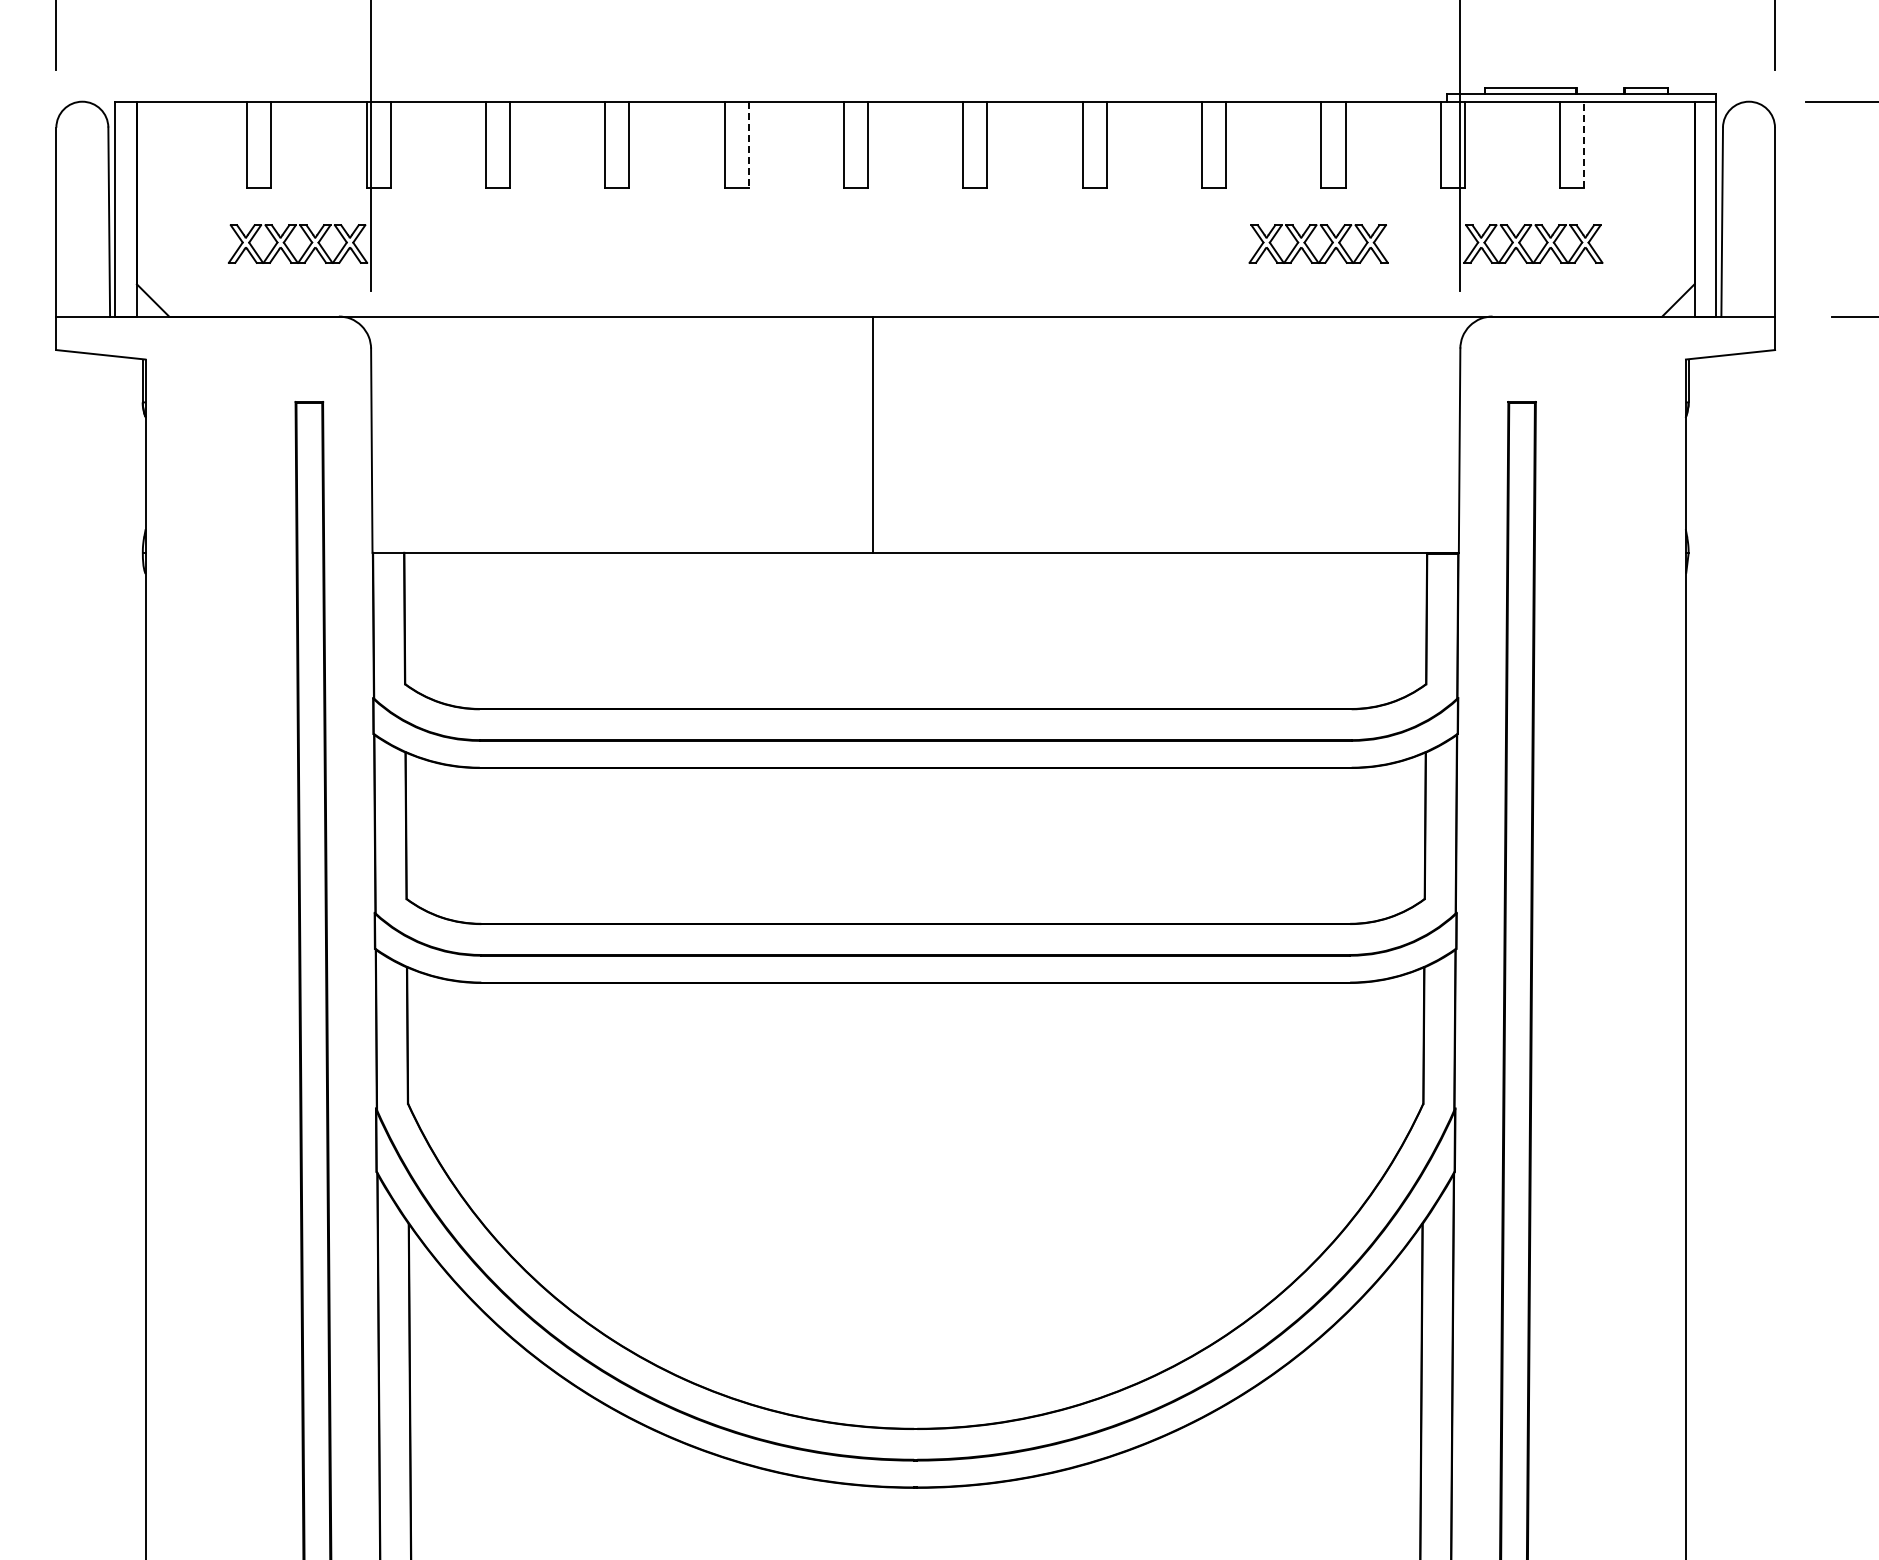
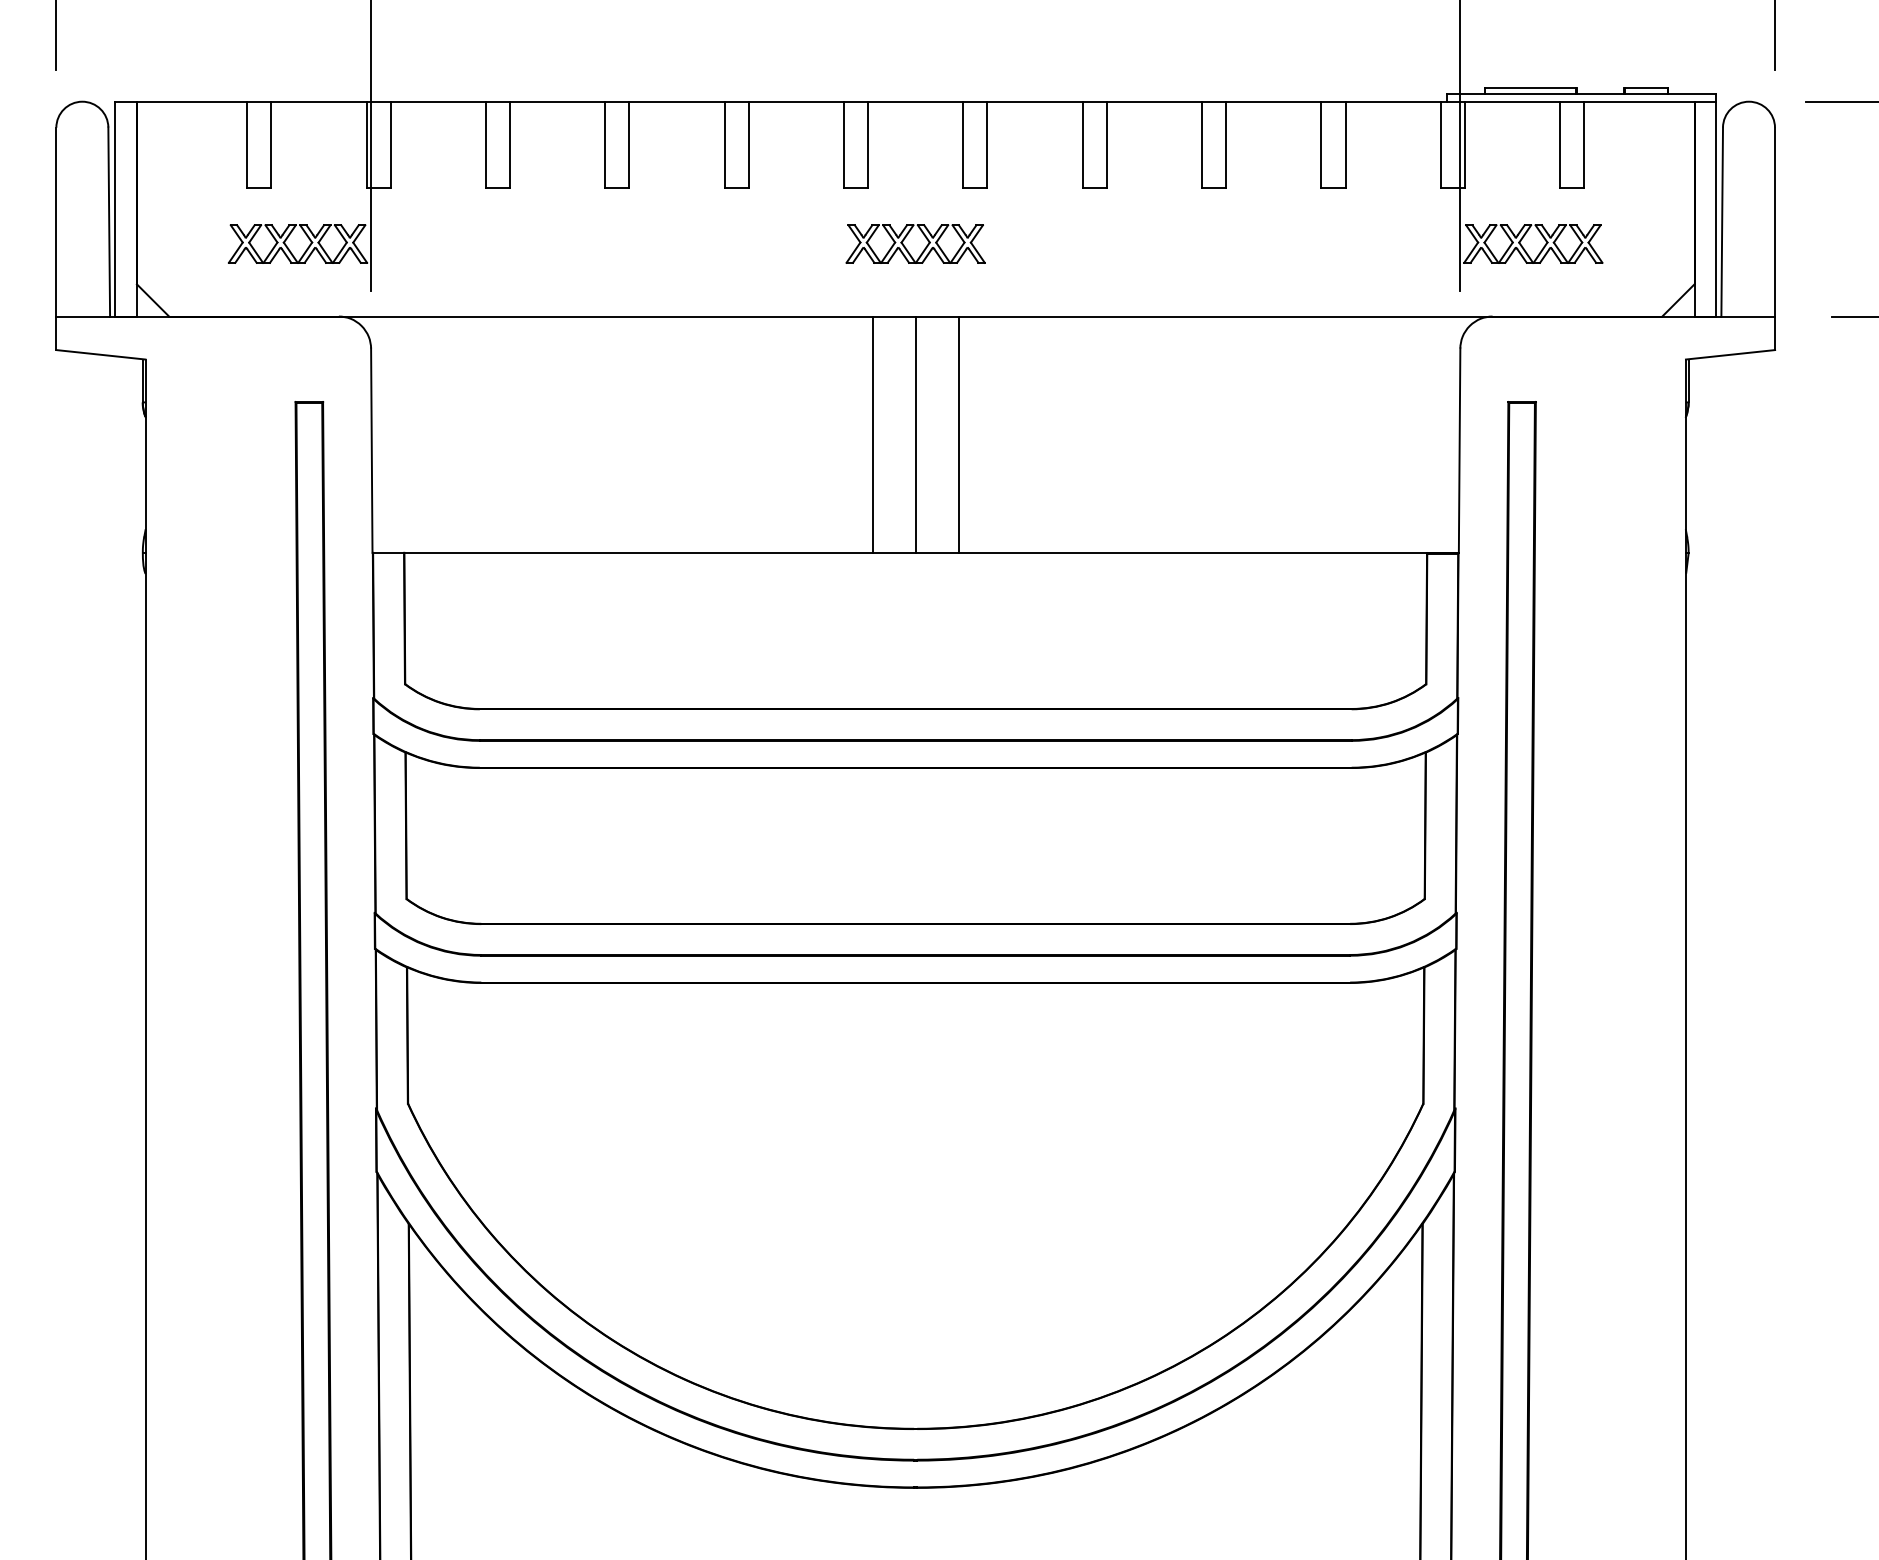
line: dashed -> solid (748, 144)
line: dashed -> solid (1584, 144)
part position: (1311, 250) -> (908, 250) (908, 250)
line: none -> present (915, 434)
line: none -> present (958, 434)
